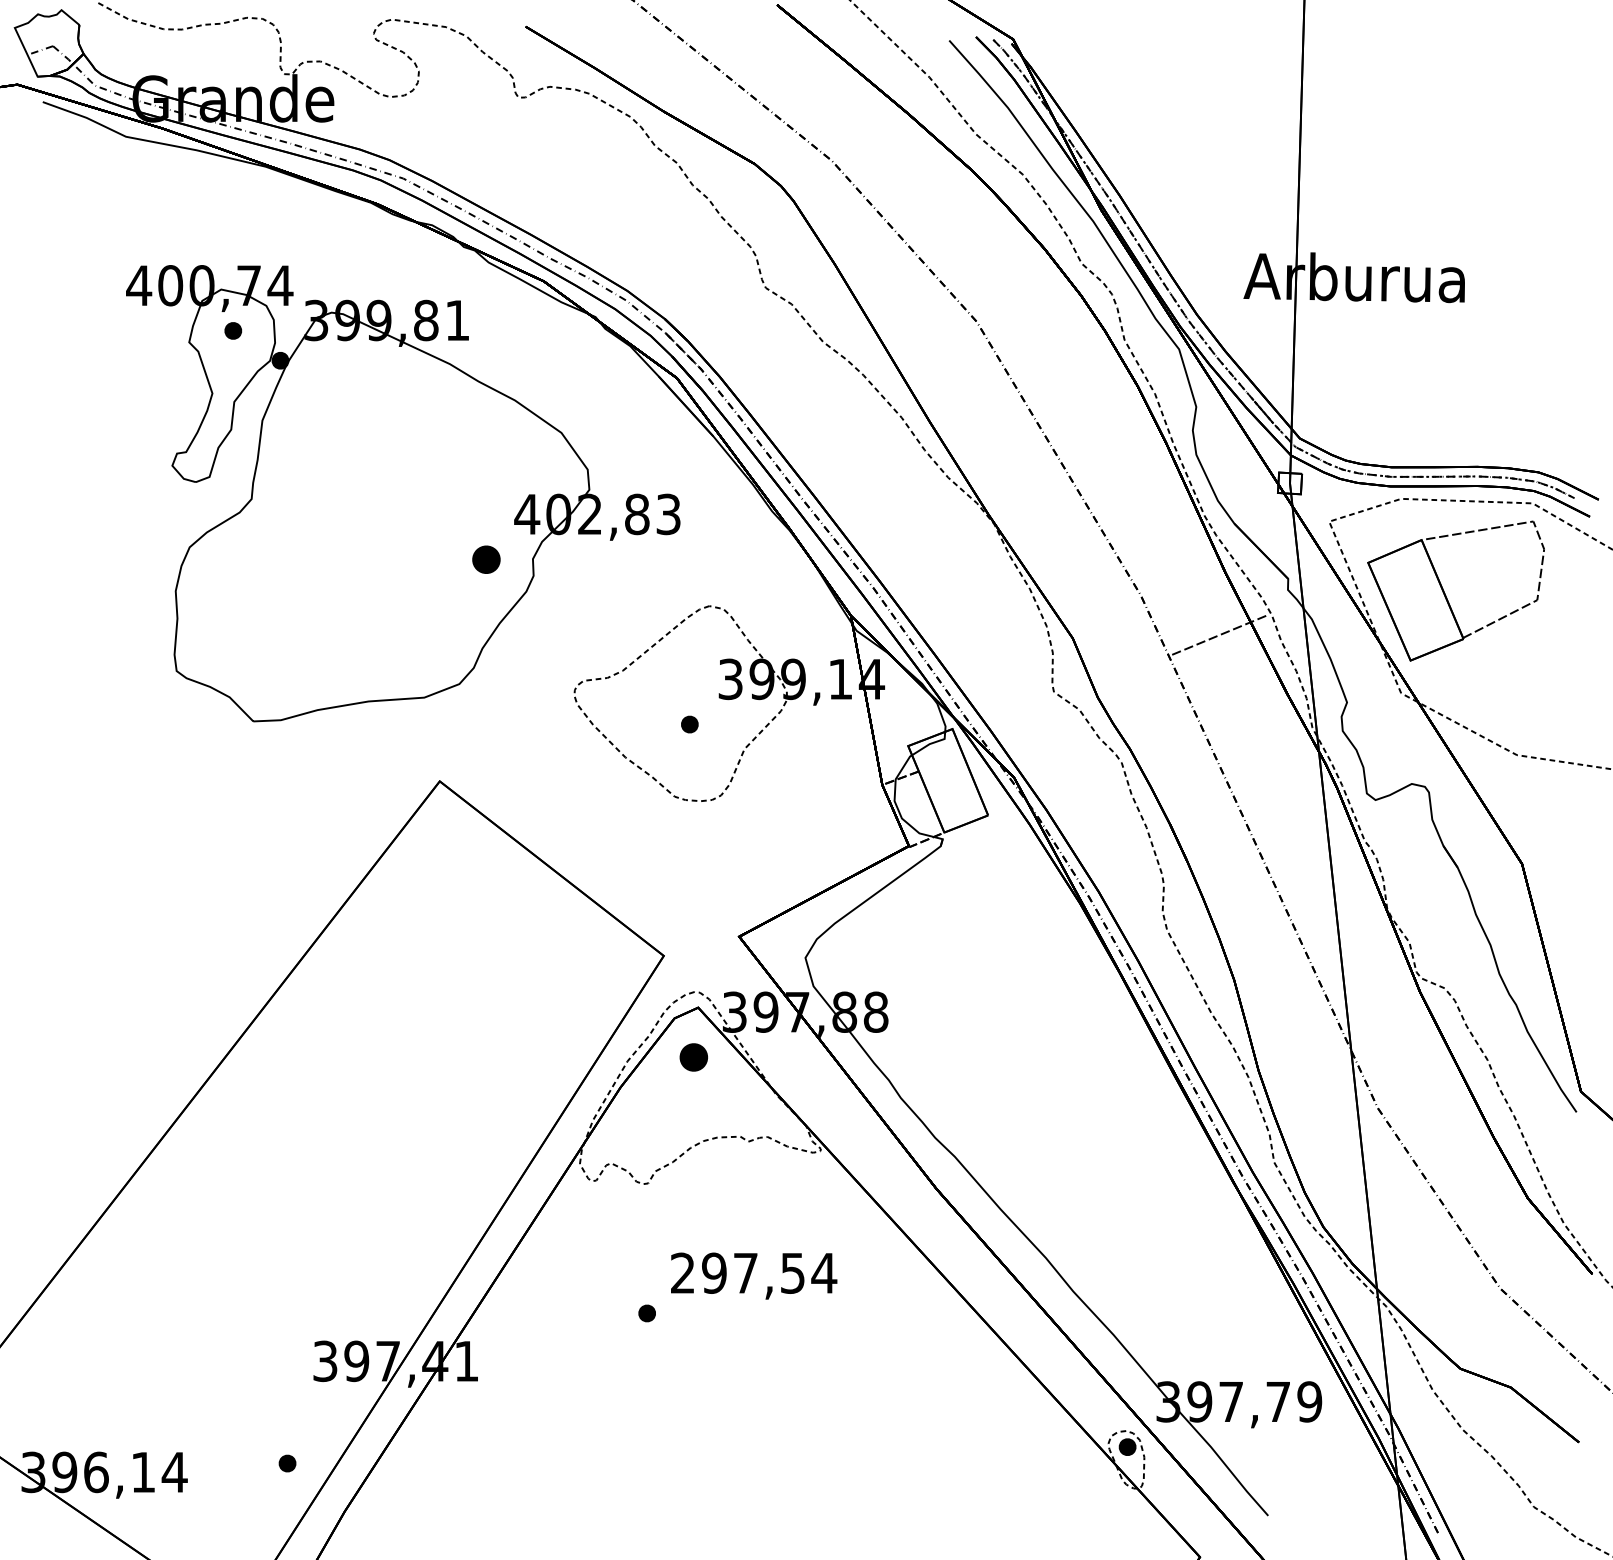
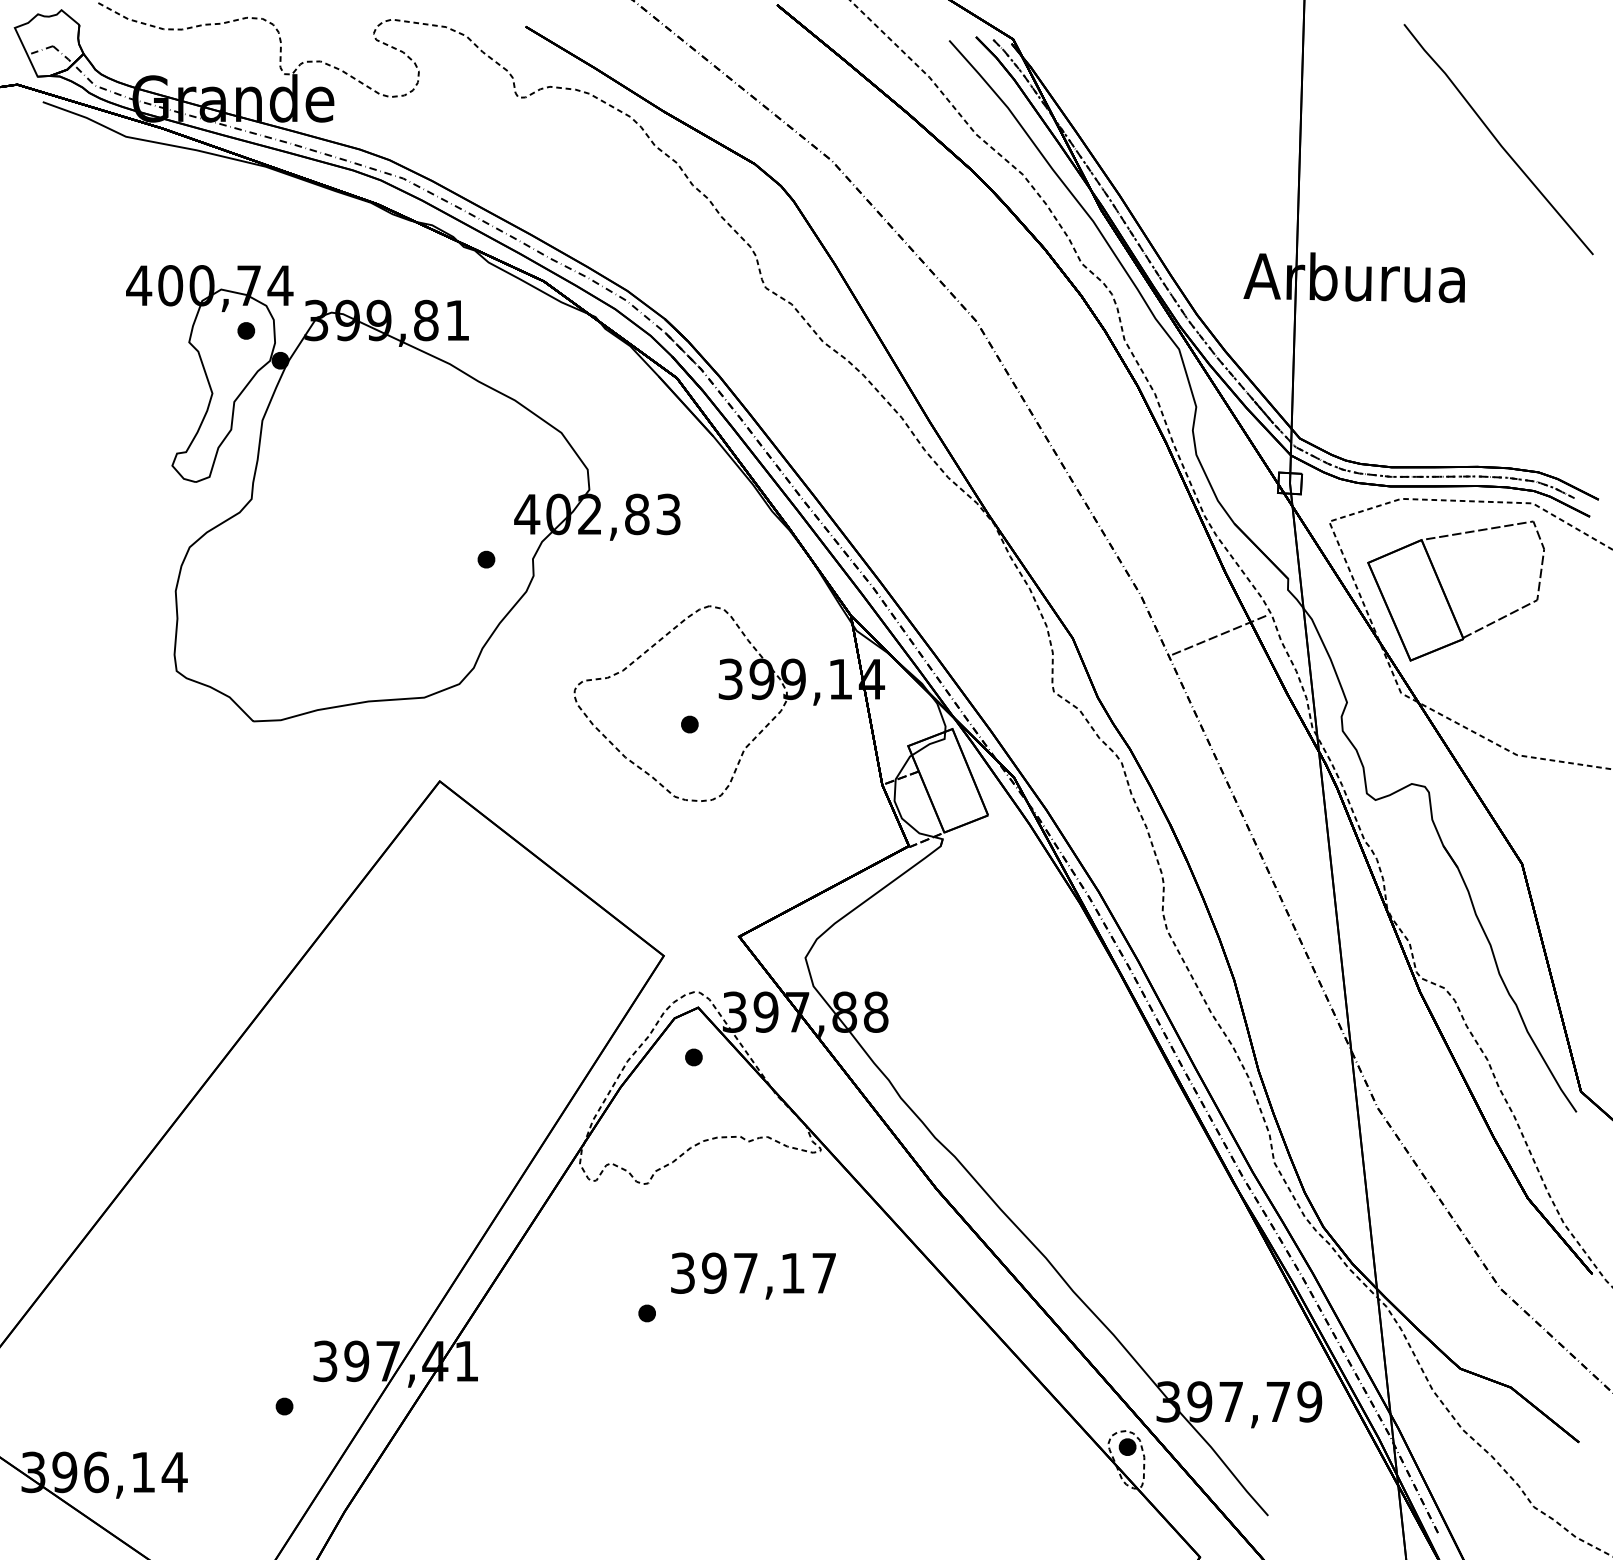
line: none -> present (1497, 139)
part position: (233, 330) -> (246, 330) (246, 330)
part size: 29x29 px -> 19x19 px (486, 559)
part size: 29x29 px -> 18x19 px (693, 1057)
text: 297,54 -> 397,17 (754, 1272)
part position: (287, 1463) -> (284, 1406) (284, 1406)
